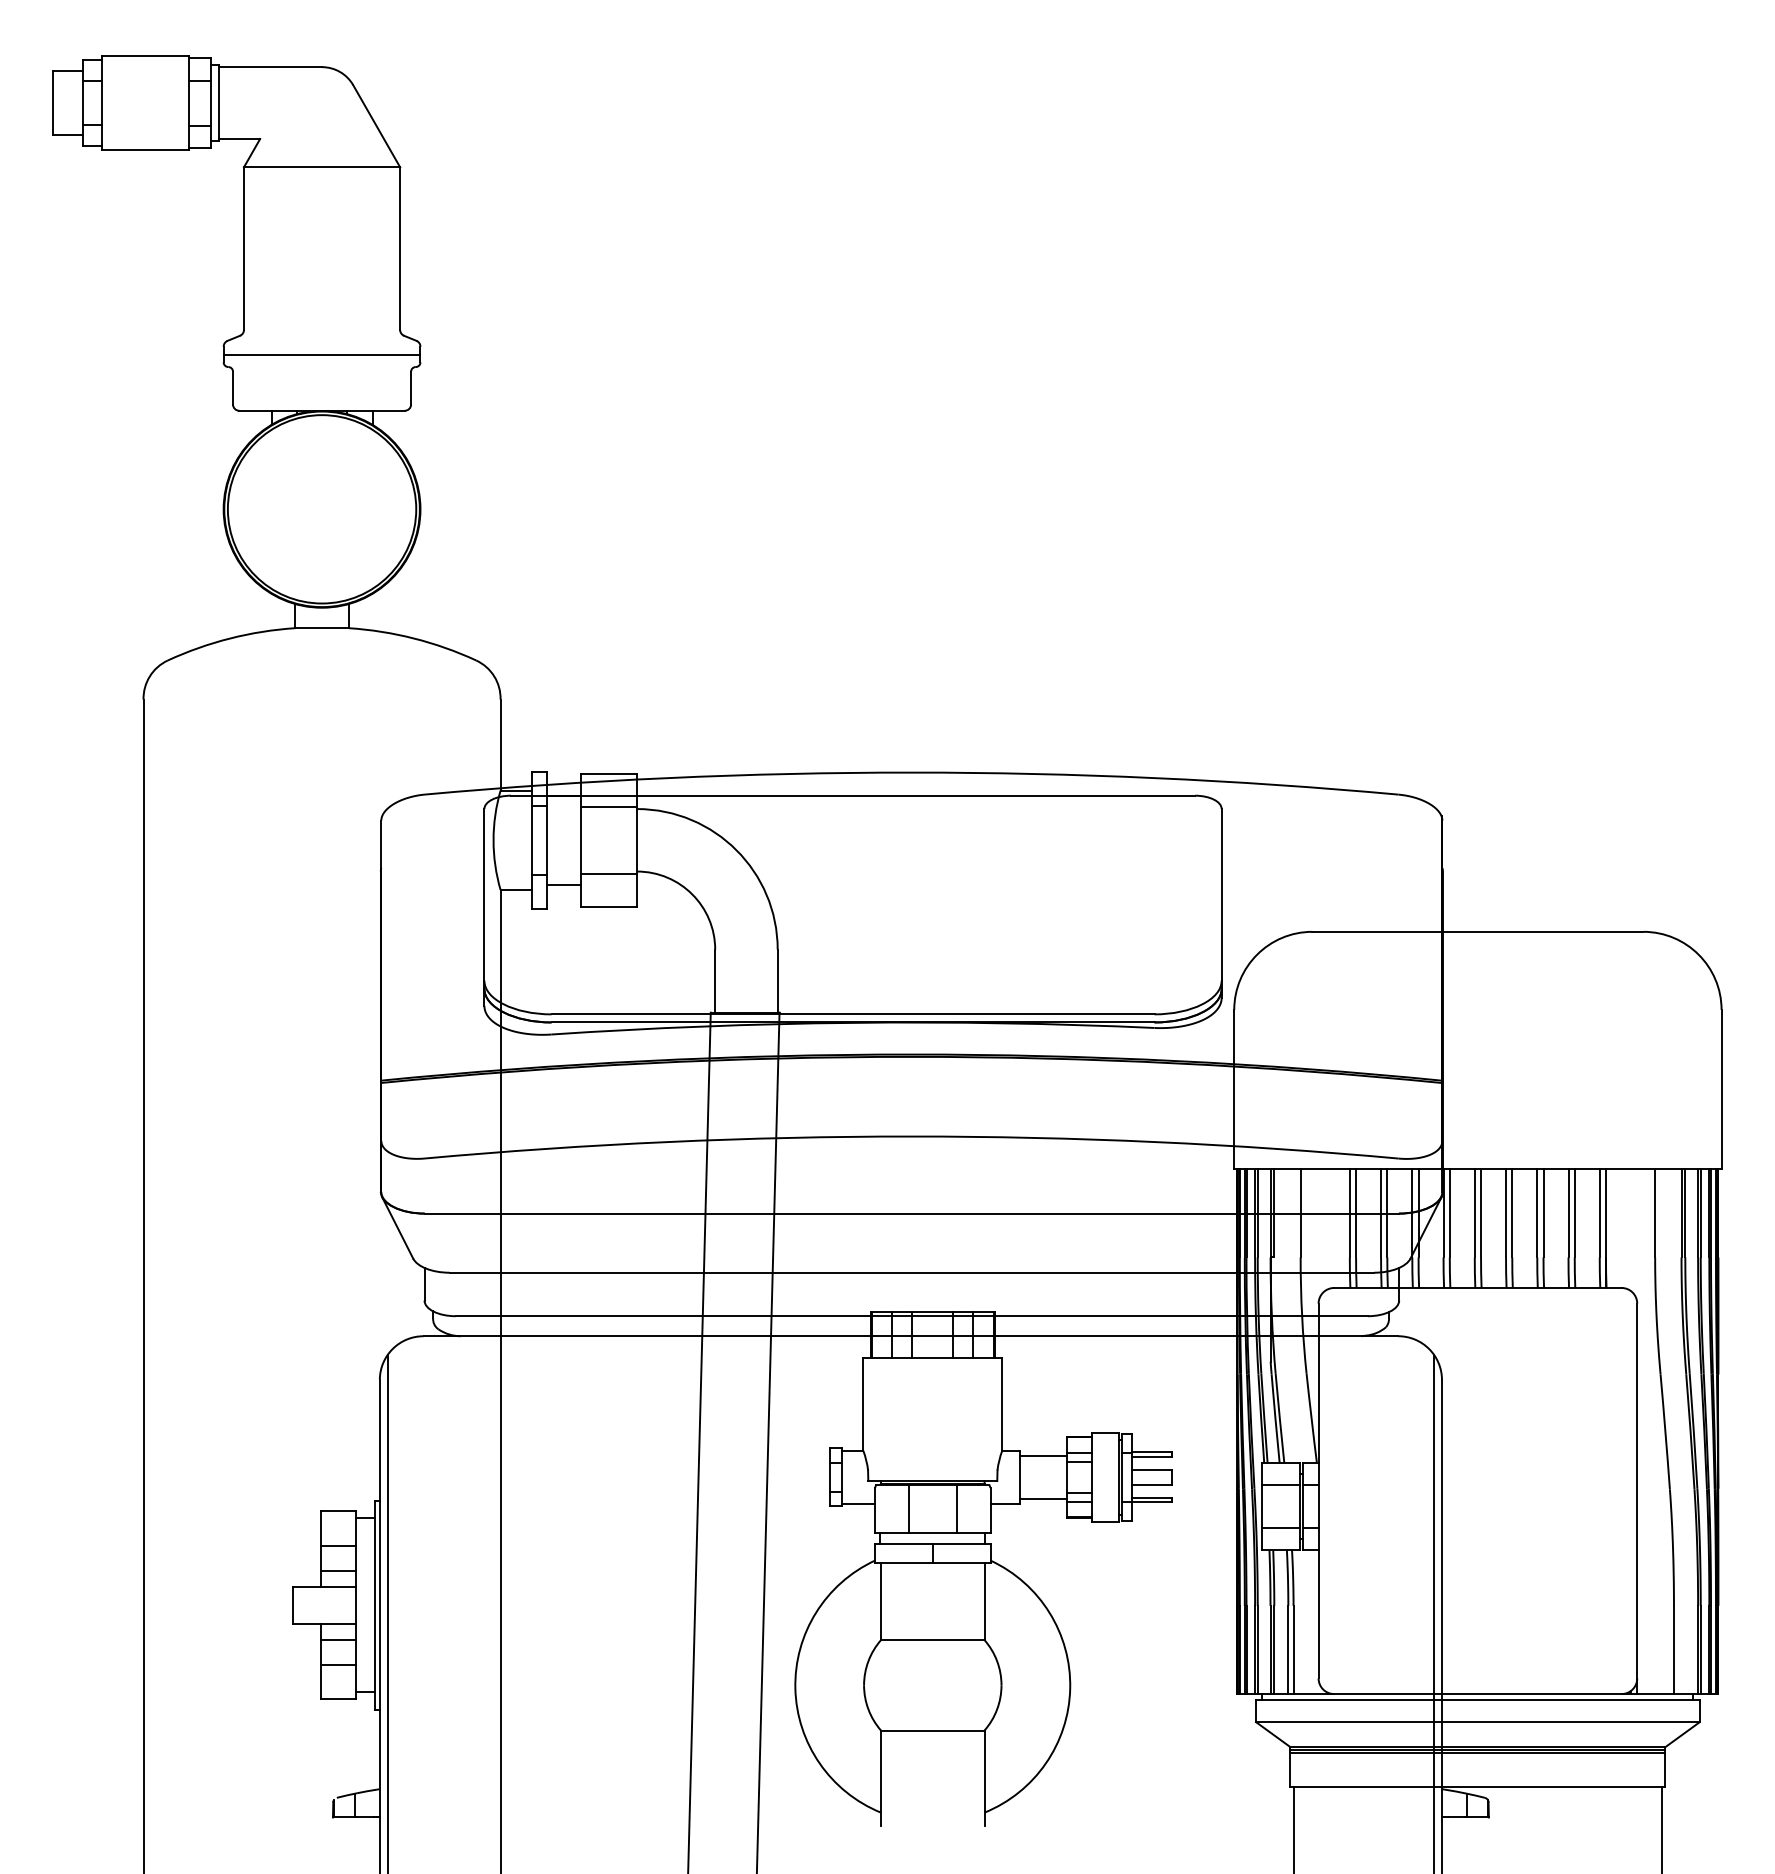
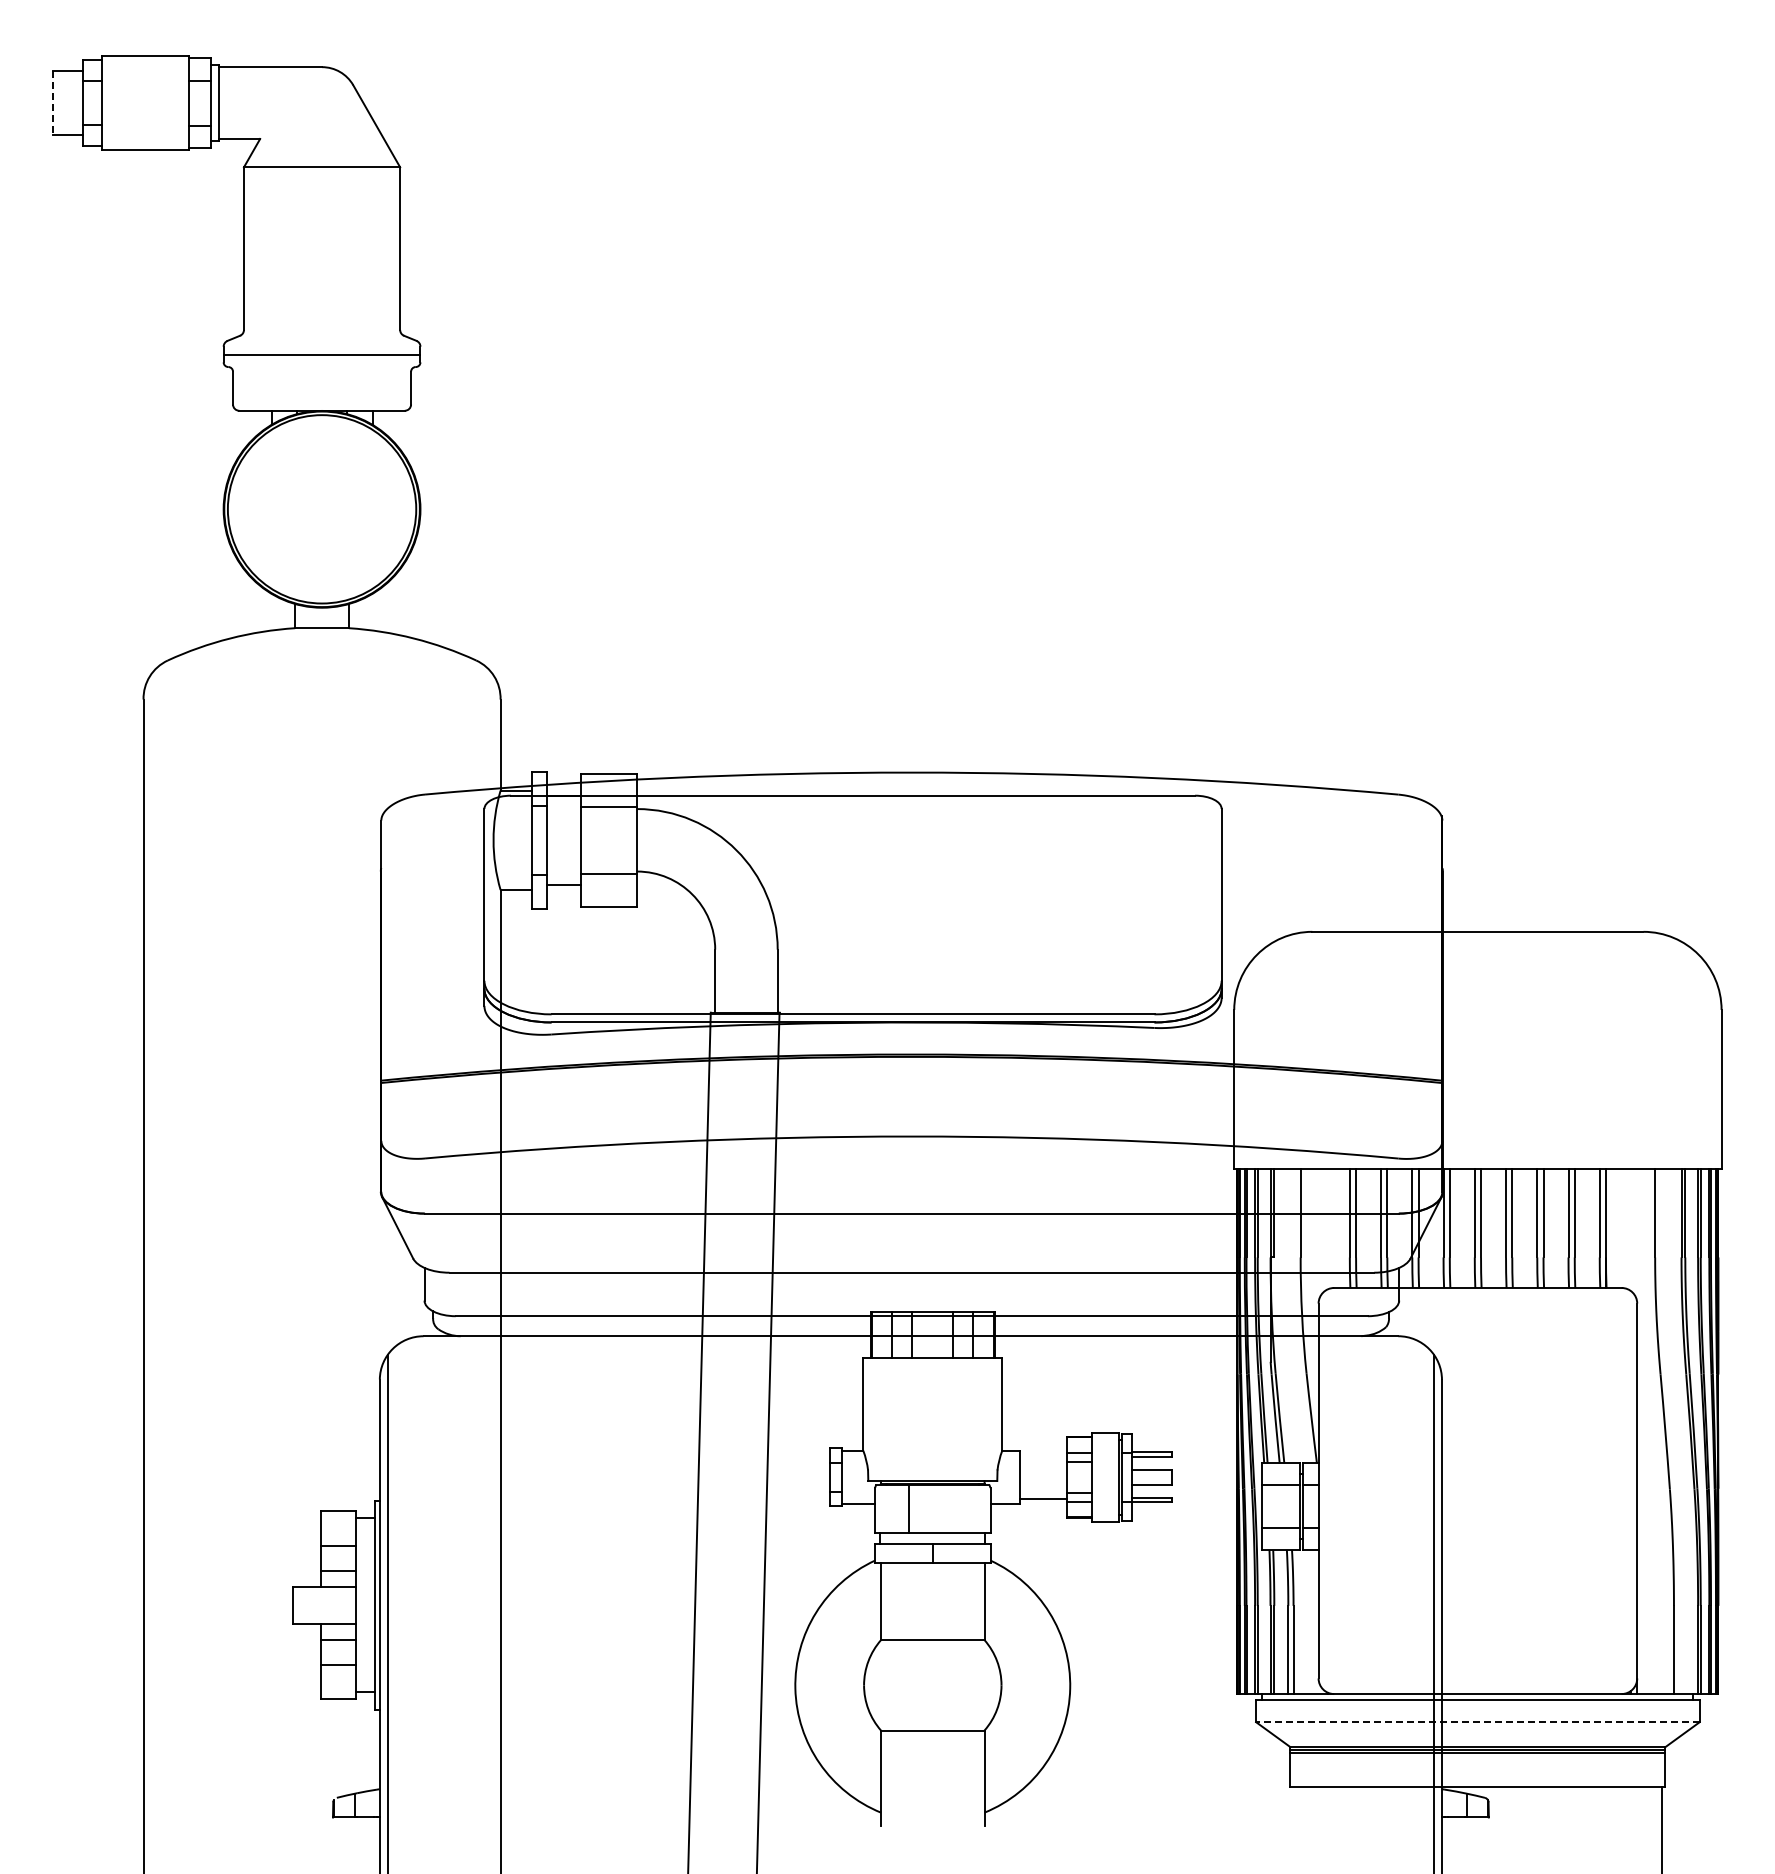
line: solid -> dashed (53, 103)
line: present -> none (1043, 1455)
line: present -> none (956, 1508)
line: solid -> dashed (1477, 1722)
line: present -> none (1293, 1828)
